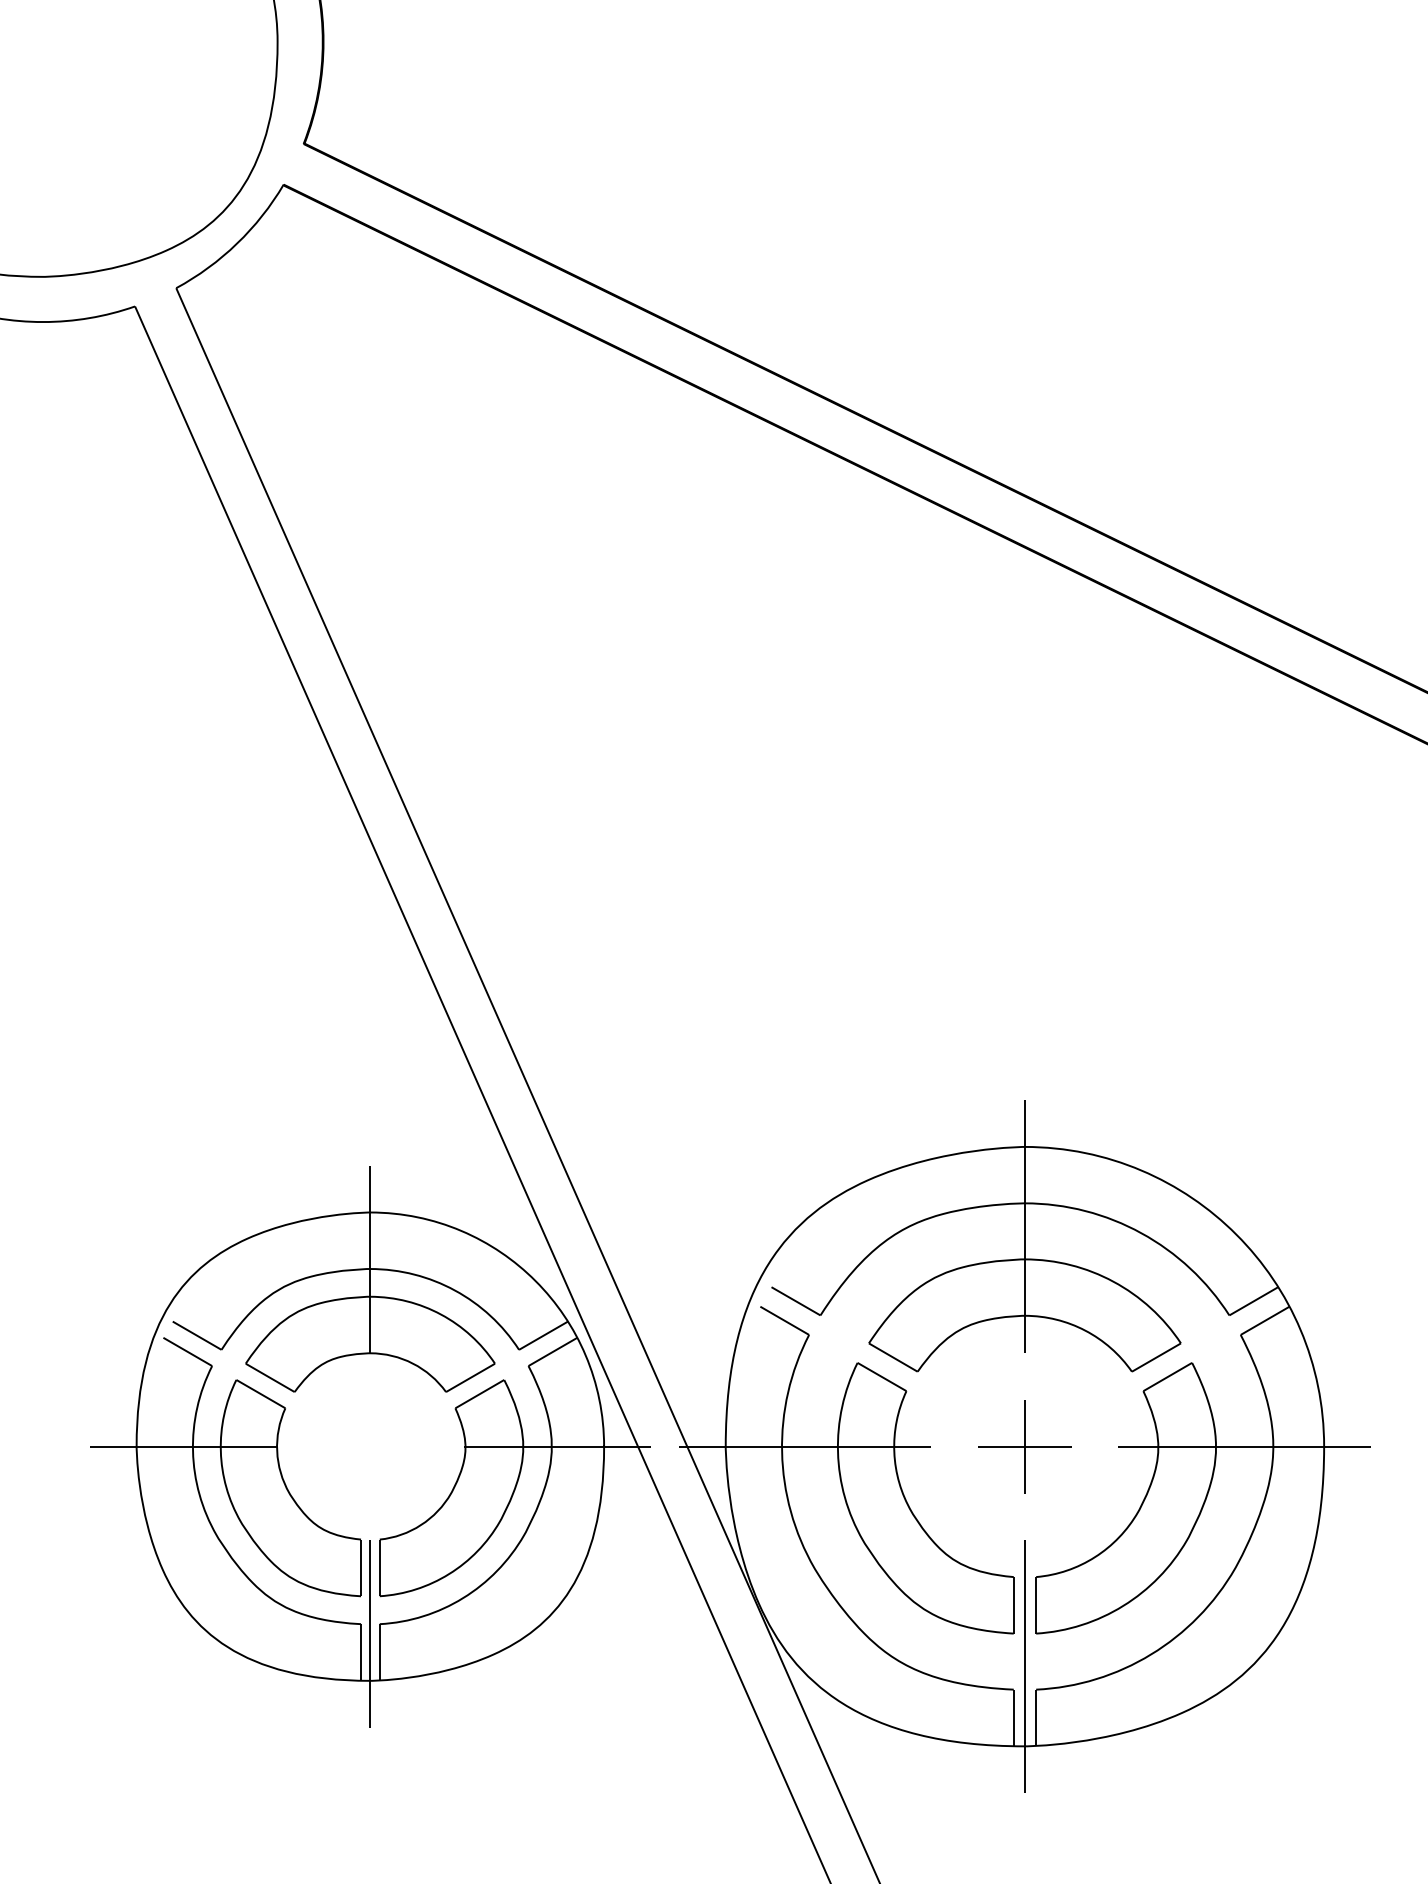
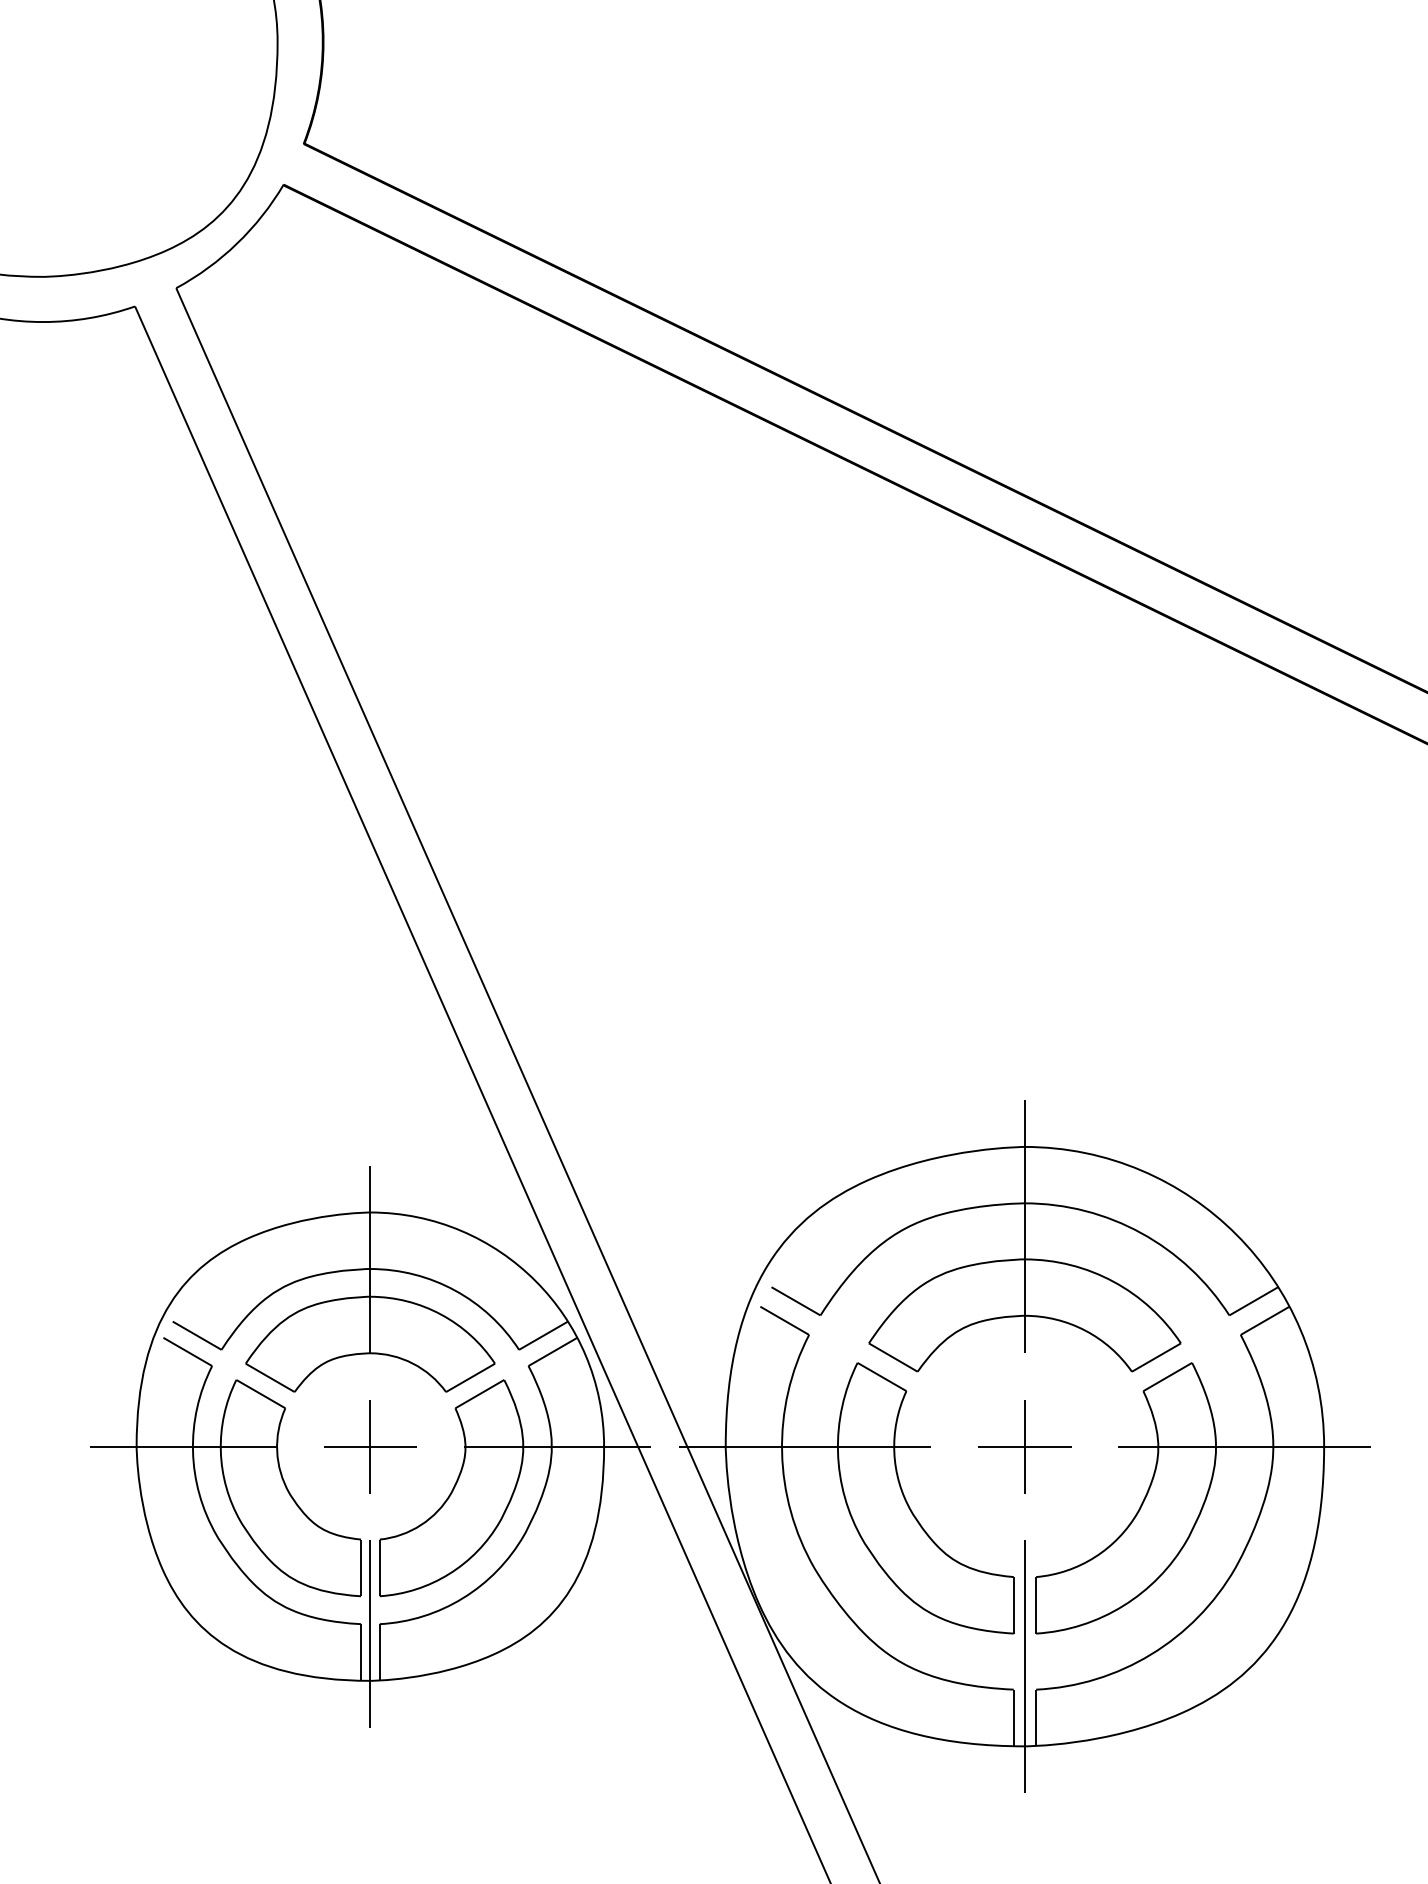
part: none -> present (370, 1446)
